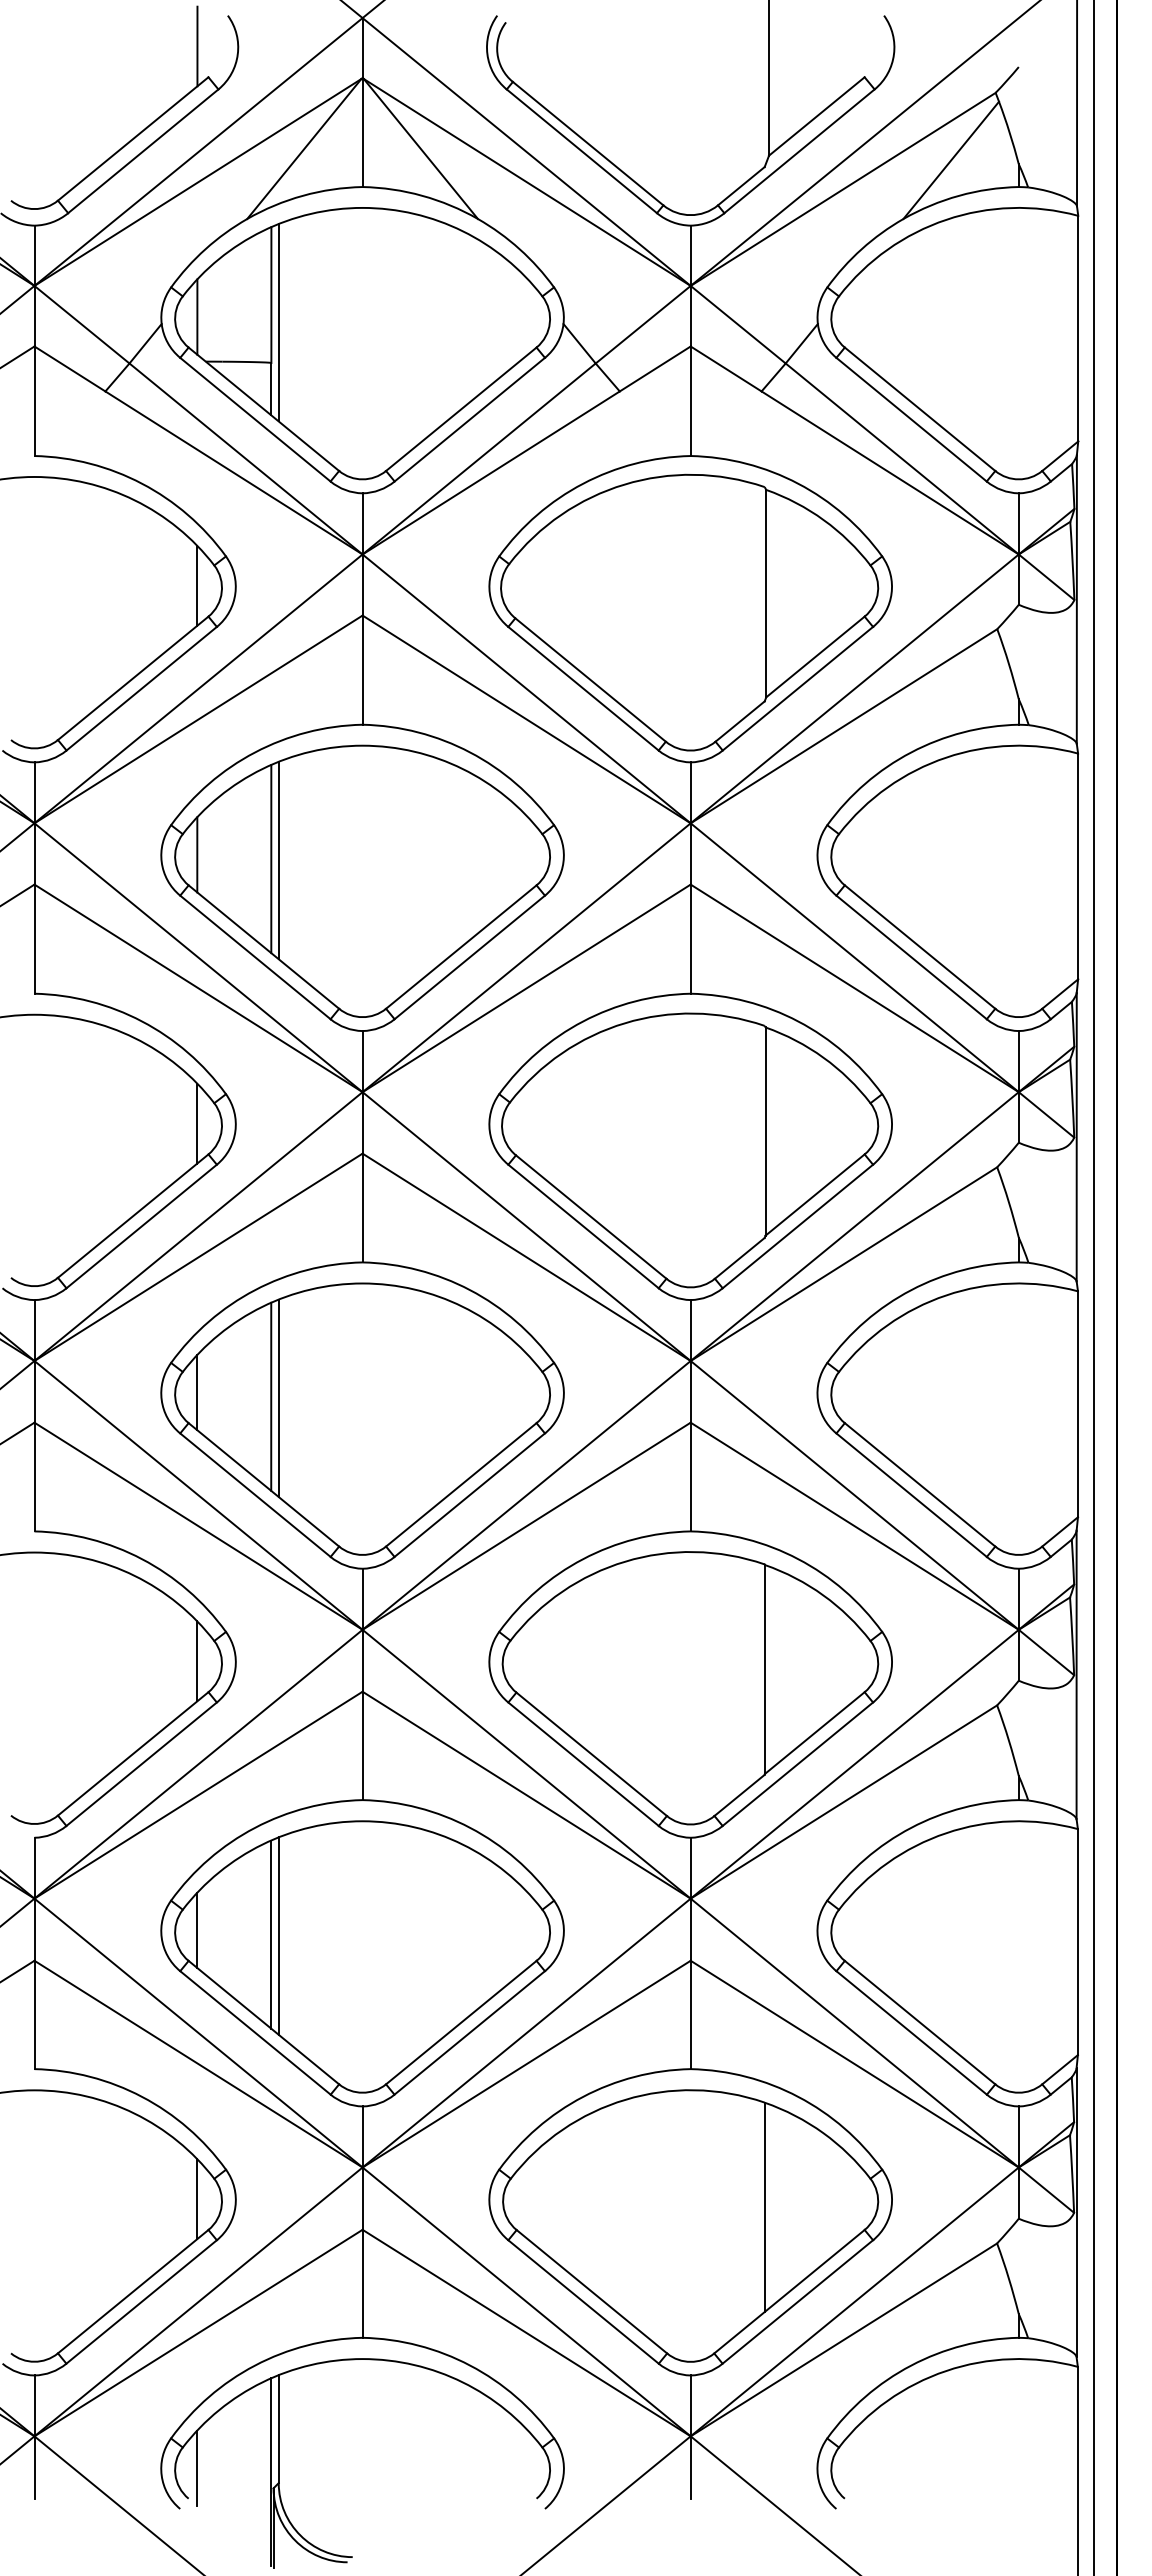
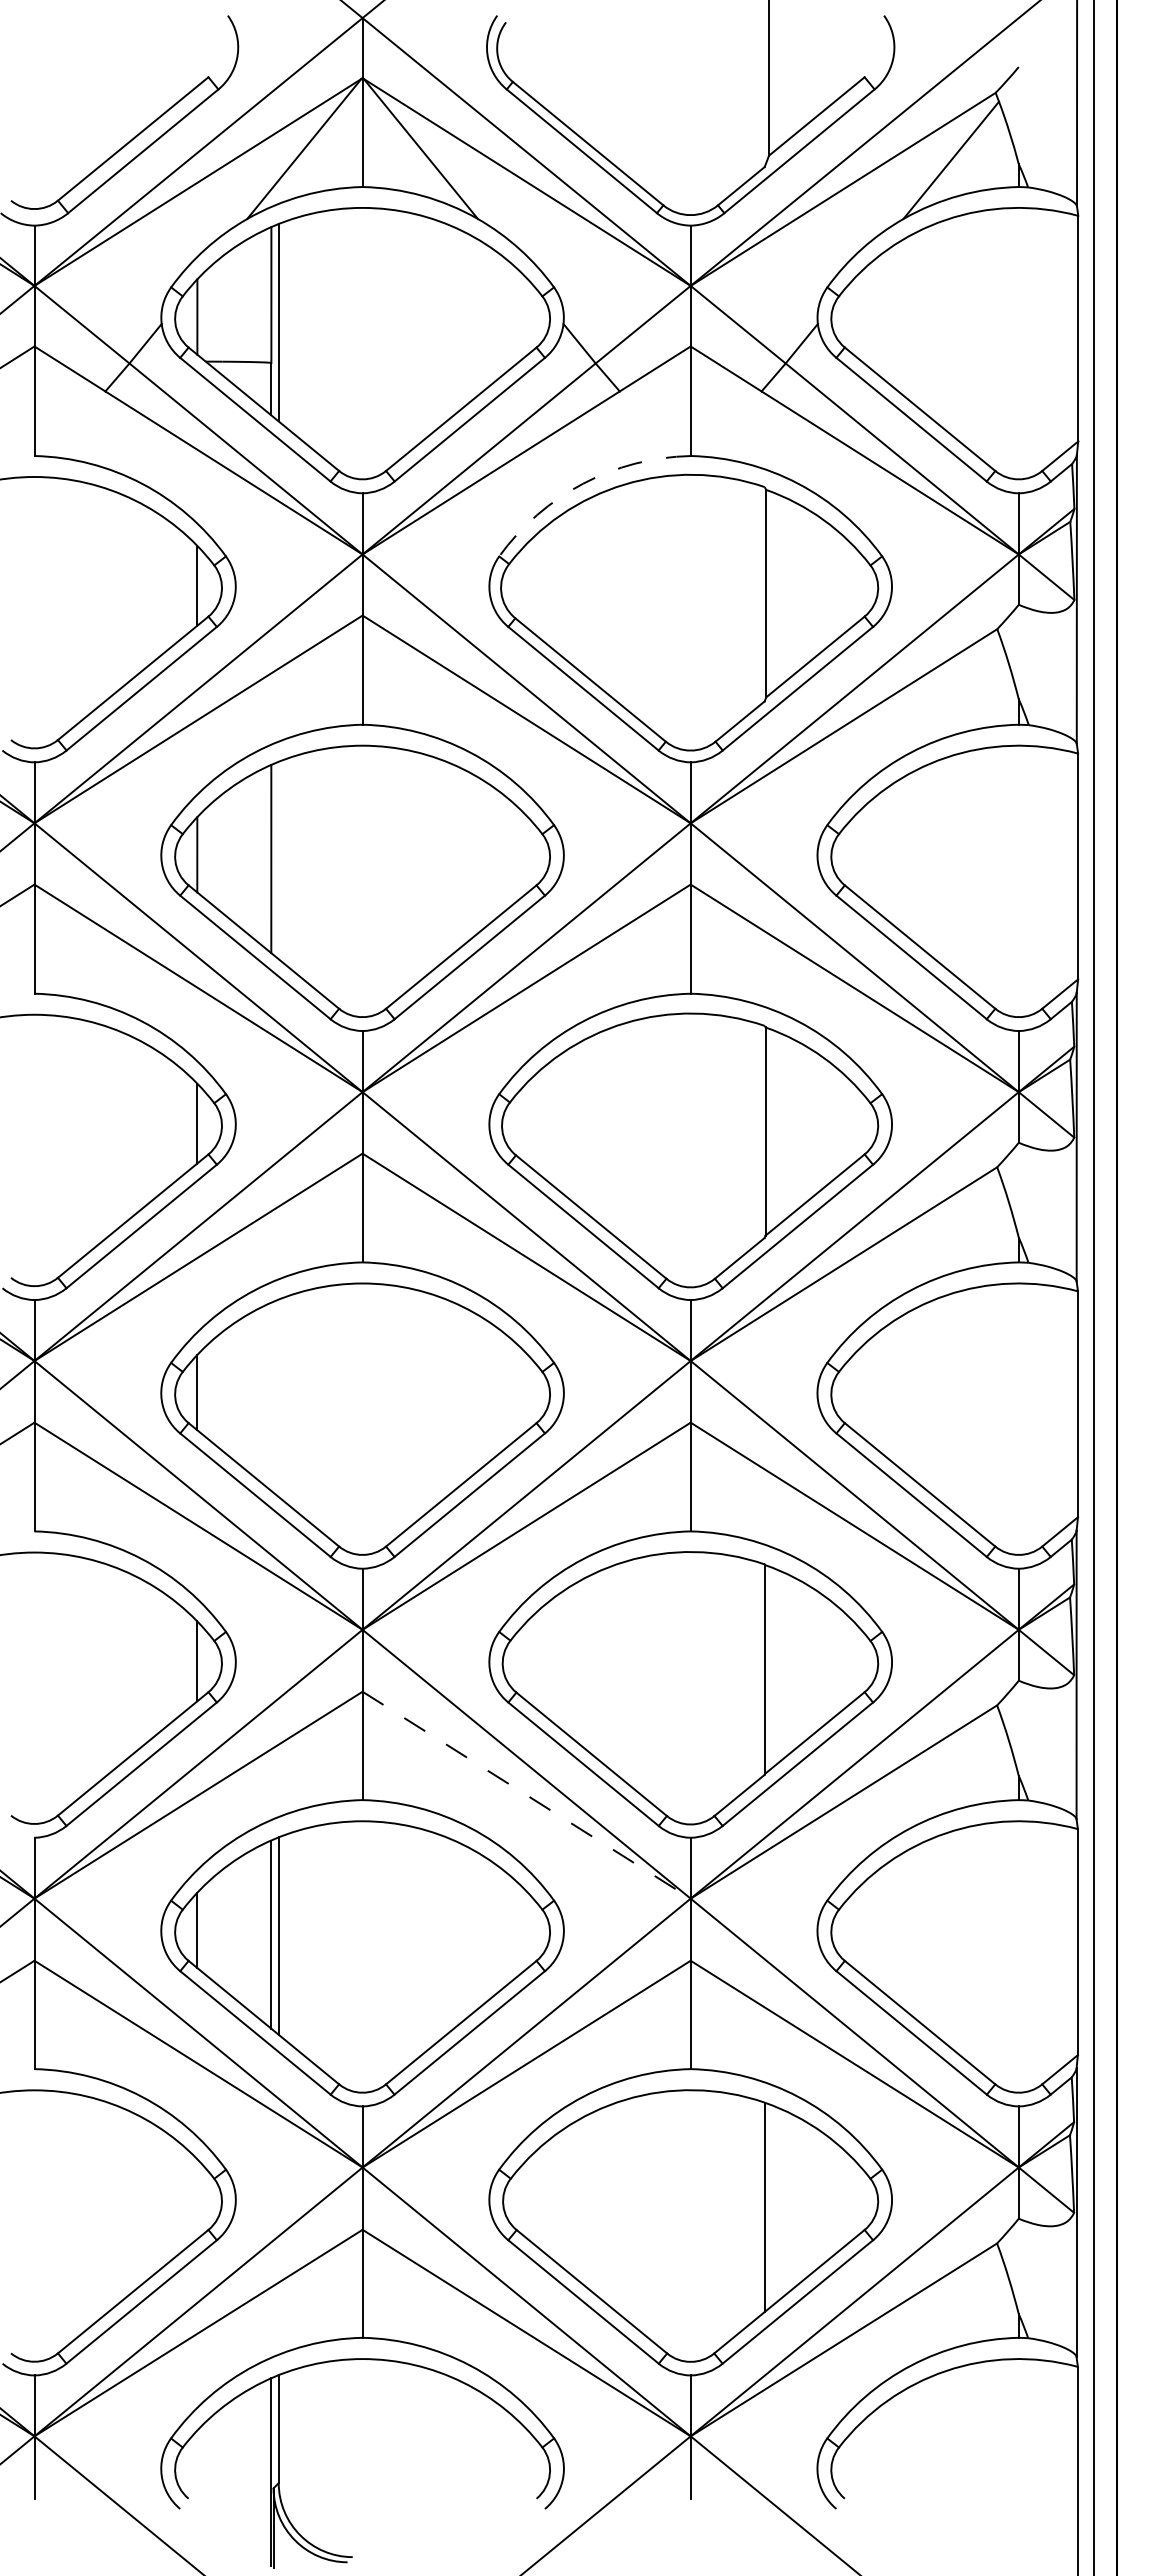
line: present -> none (197, 46)
arc: solid -> dashed (583, 483)
line: present -> none (278, 860)
line: present -> none (271, 1396)
line: present -> none (278, 1398)
line: solid -> dashed (526, 1795)
line: present -> none (197, 2199)
line: present -> none (197, 2467)
